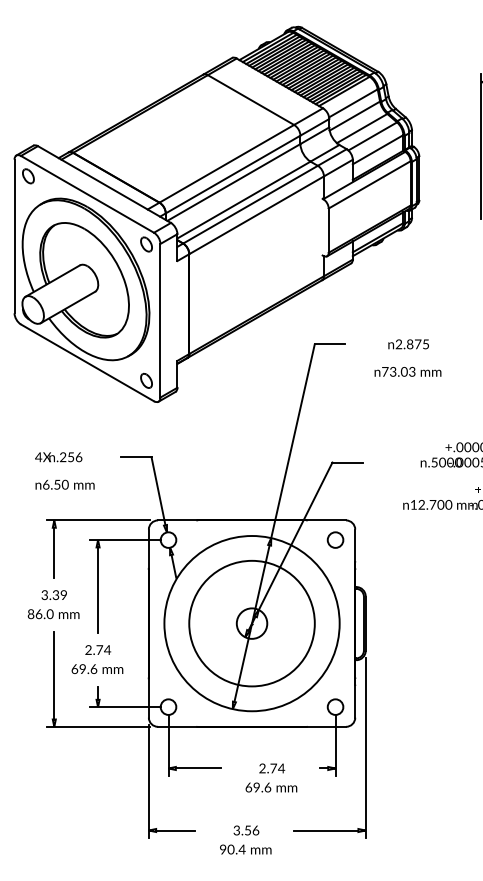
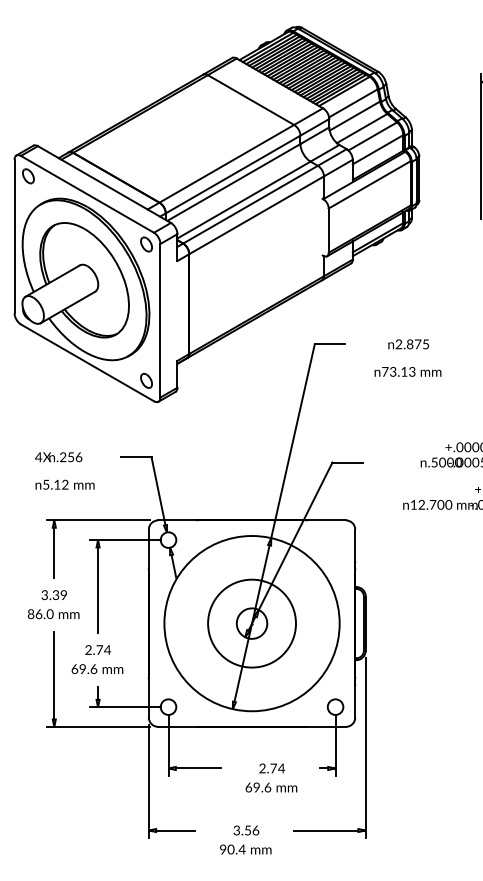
text: 73.03 -> 73.13 (403, 371)
text: 6.50 -> 5.12 (55, 484)
circle: present -> none (335, 539)
circle diameter: 126 px -> 88 px (251, 623)
